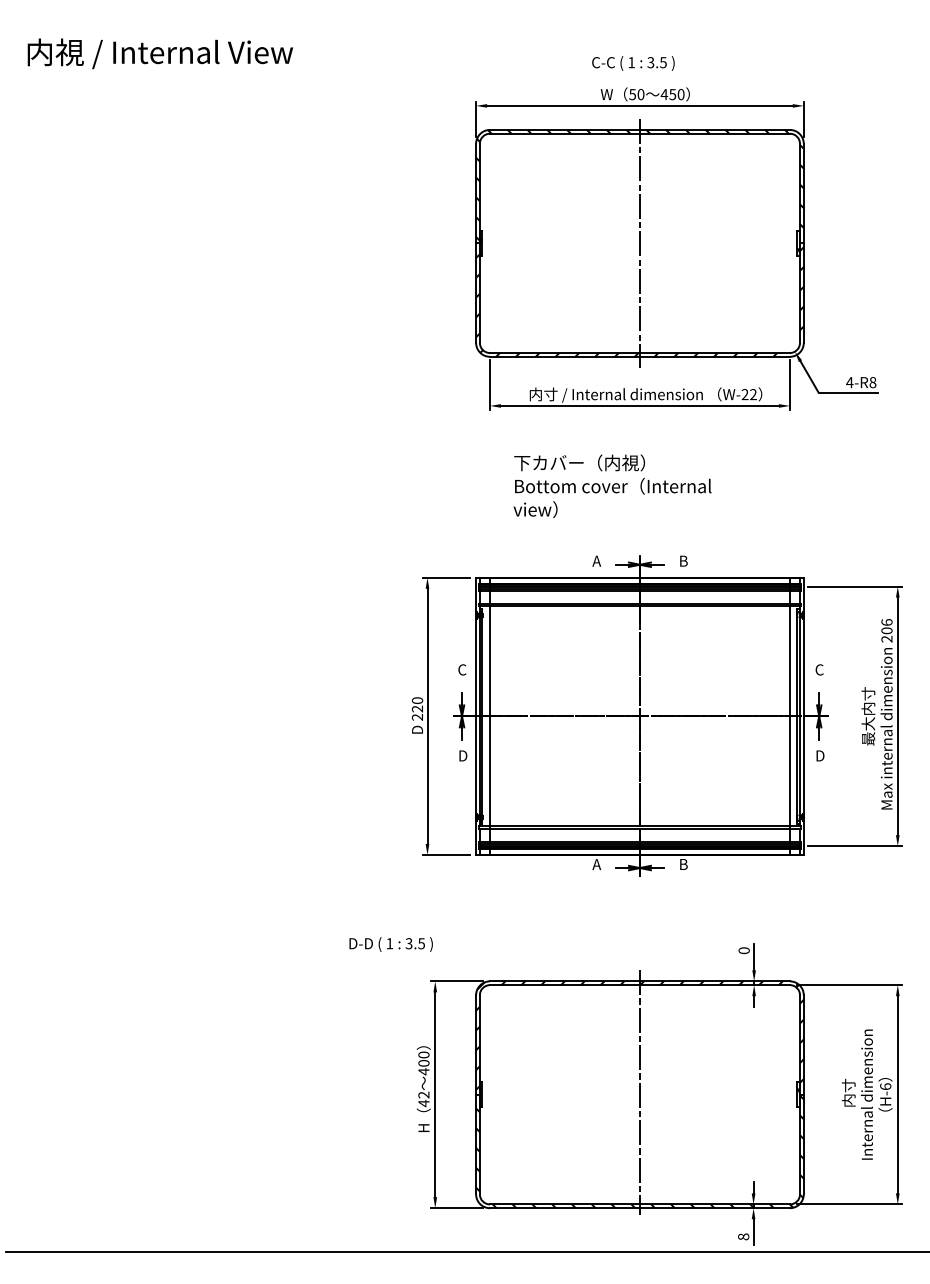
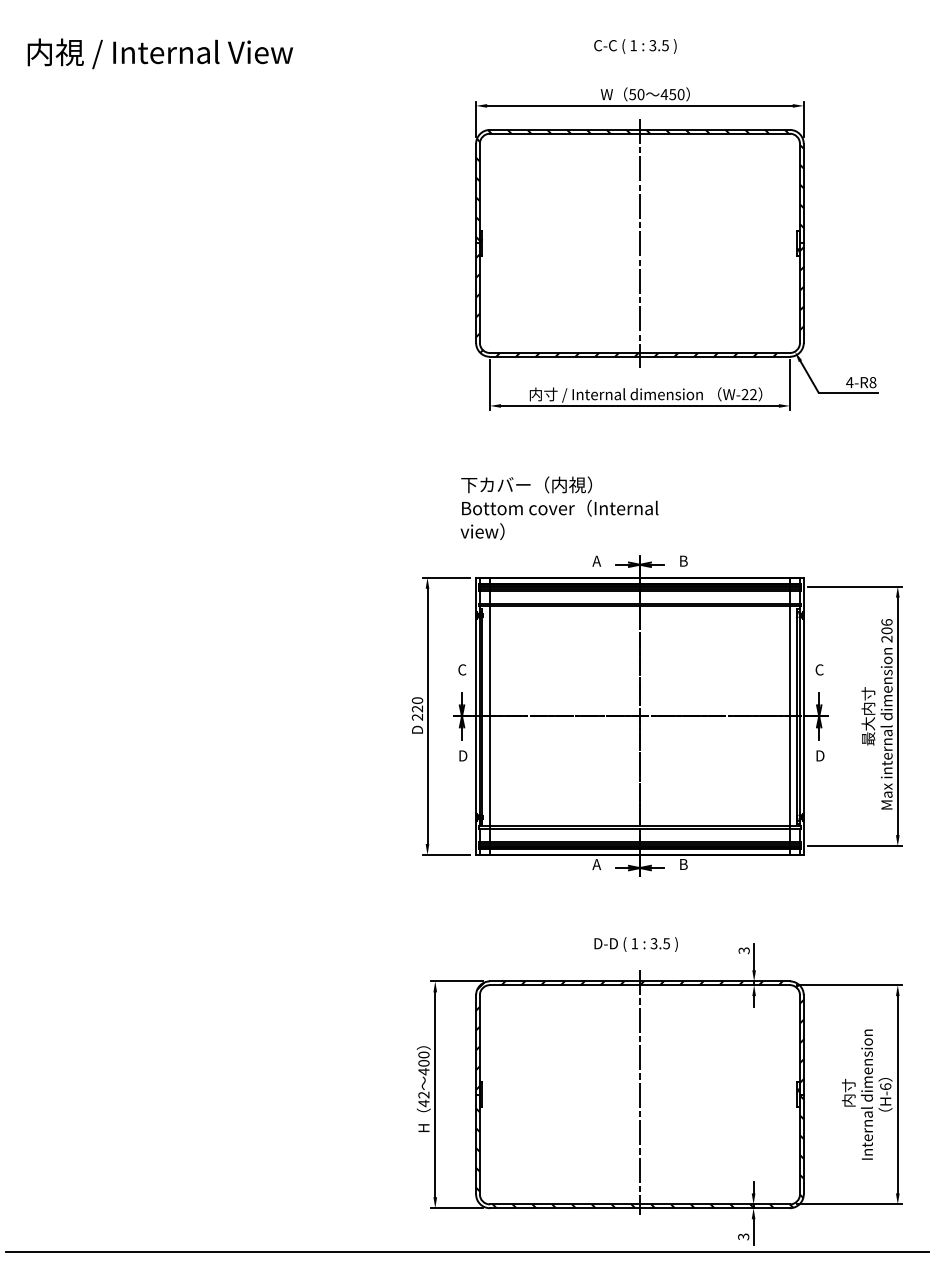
text position: (633, 63) -> (635, 46) (635, 46)
text position: (612, 485) -> (559, 507) (559, 507)
text position: (390, 944) -> (635, 944) (635, 944)
text: 0 -> 3 (743, 950)
text: 8 -> 3 (743, 1236)
